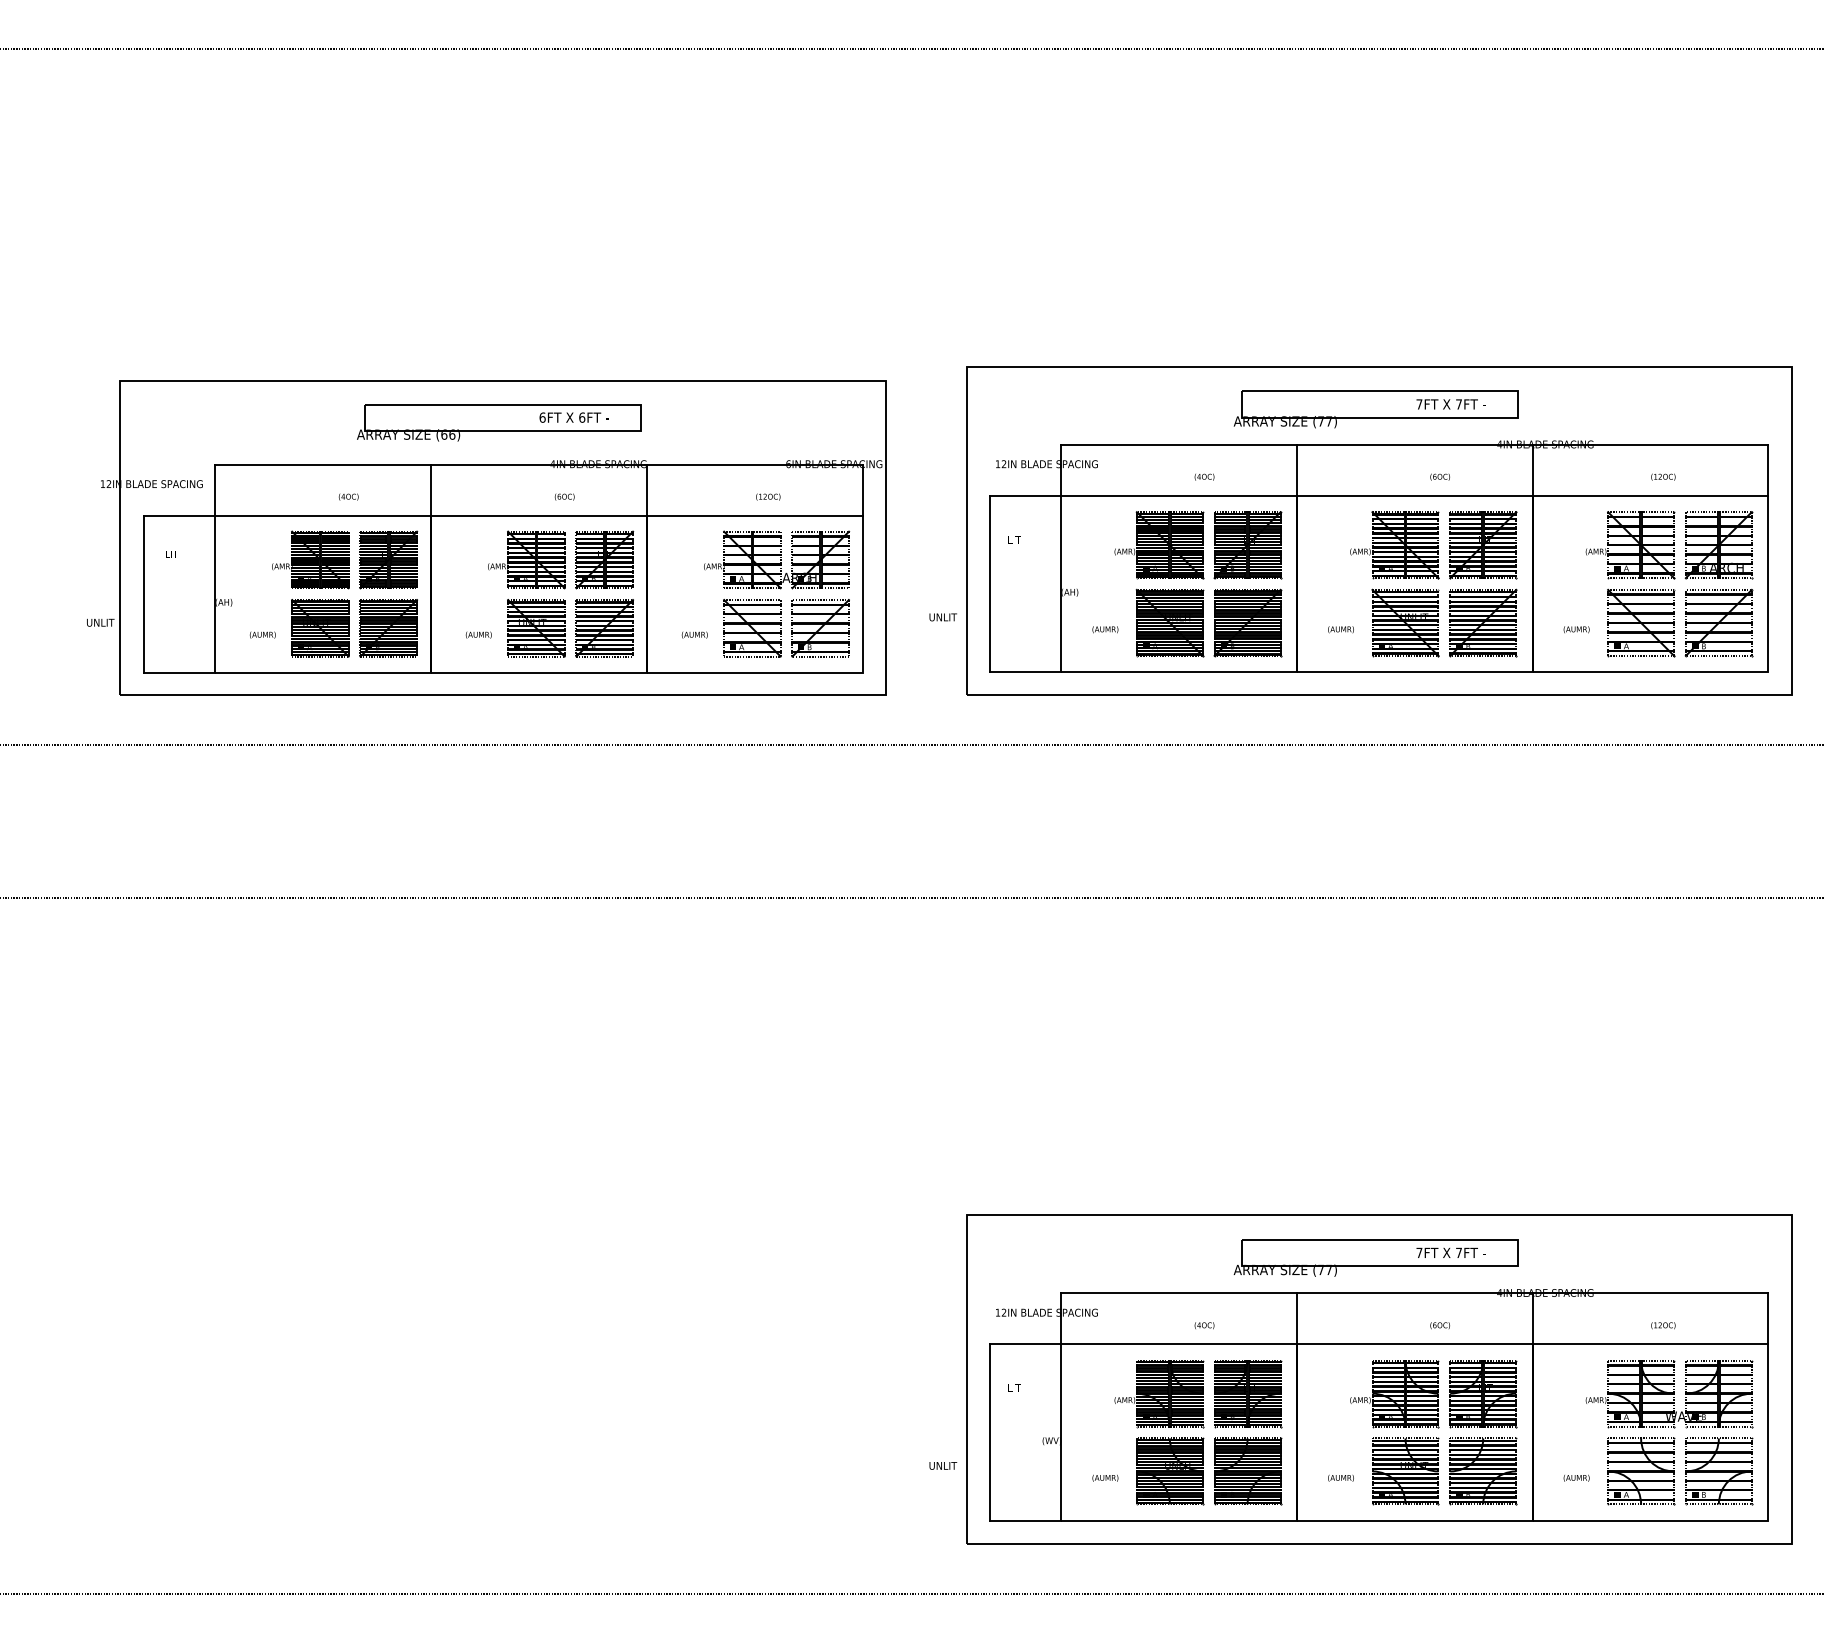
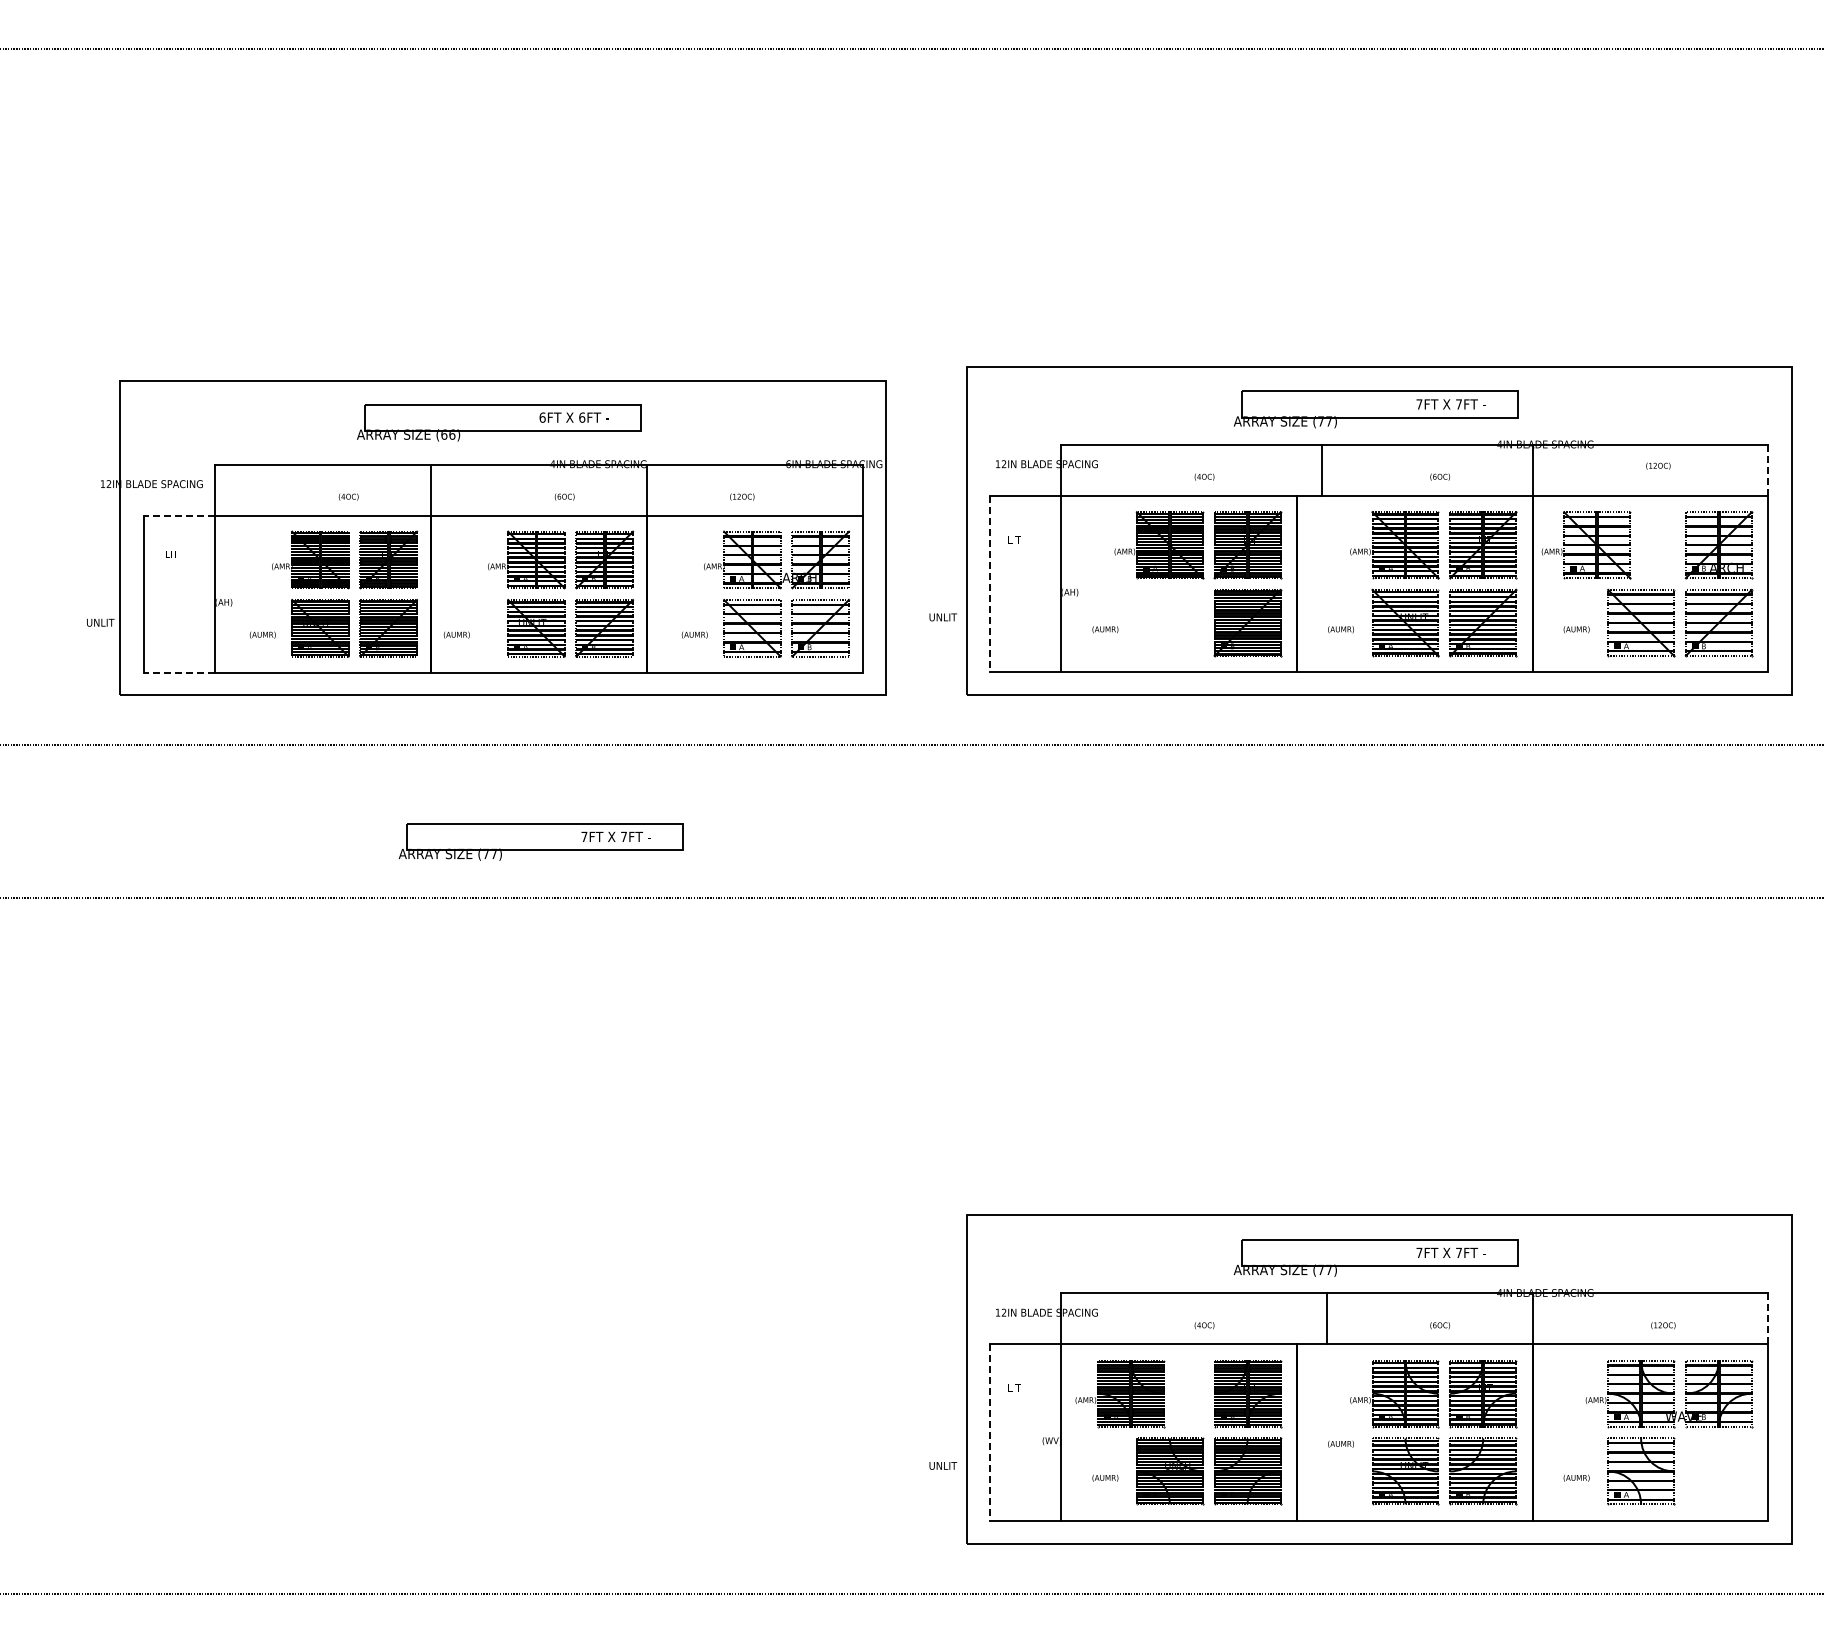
line position: (1297, 469) -> (1322, 469) (1322, 469)
line: solid -> dashed (1768, 469)
text position: (1663, 476) -> (1658, 465) (1658, 465)
text position: (768, 496) -> (742, 496) (742, 496)
line: solid -> dashed (179, 515)
part position: (1630, 545) -> (1586, 545) (1586, 545)
line: solid -> dashed (989, 584)
part: present -> none (1169, 622)
text position: (478, 634) -> (456, 634) (456, 634)
line: solid -> dashed (179, 672)
part: none -> present (540, 841)
line position: (1297, 1318) -> (1327, 1318) (1327, 1318)
line: solid -> dashed (1768, 1318)
part position: (1159, 1394) -> (1120, 1394) (1120, 1394)
line: solid -> dashed (989, 1433)
part: present -> none (1719, 1471)
text position: (1340, 1477) -> (1340, 1443) (1340, 1443)
